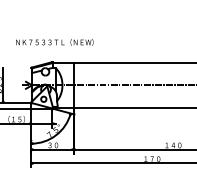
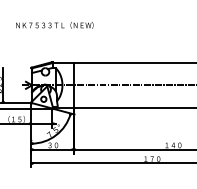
text position: (54, 42) -> (54, 25) (54, 25)
